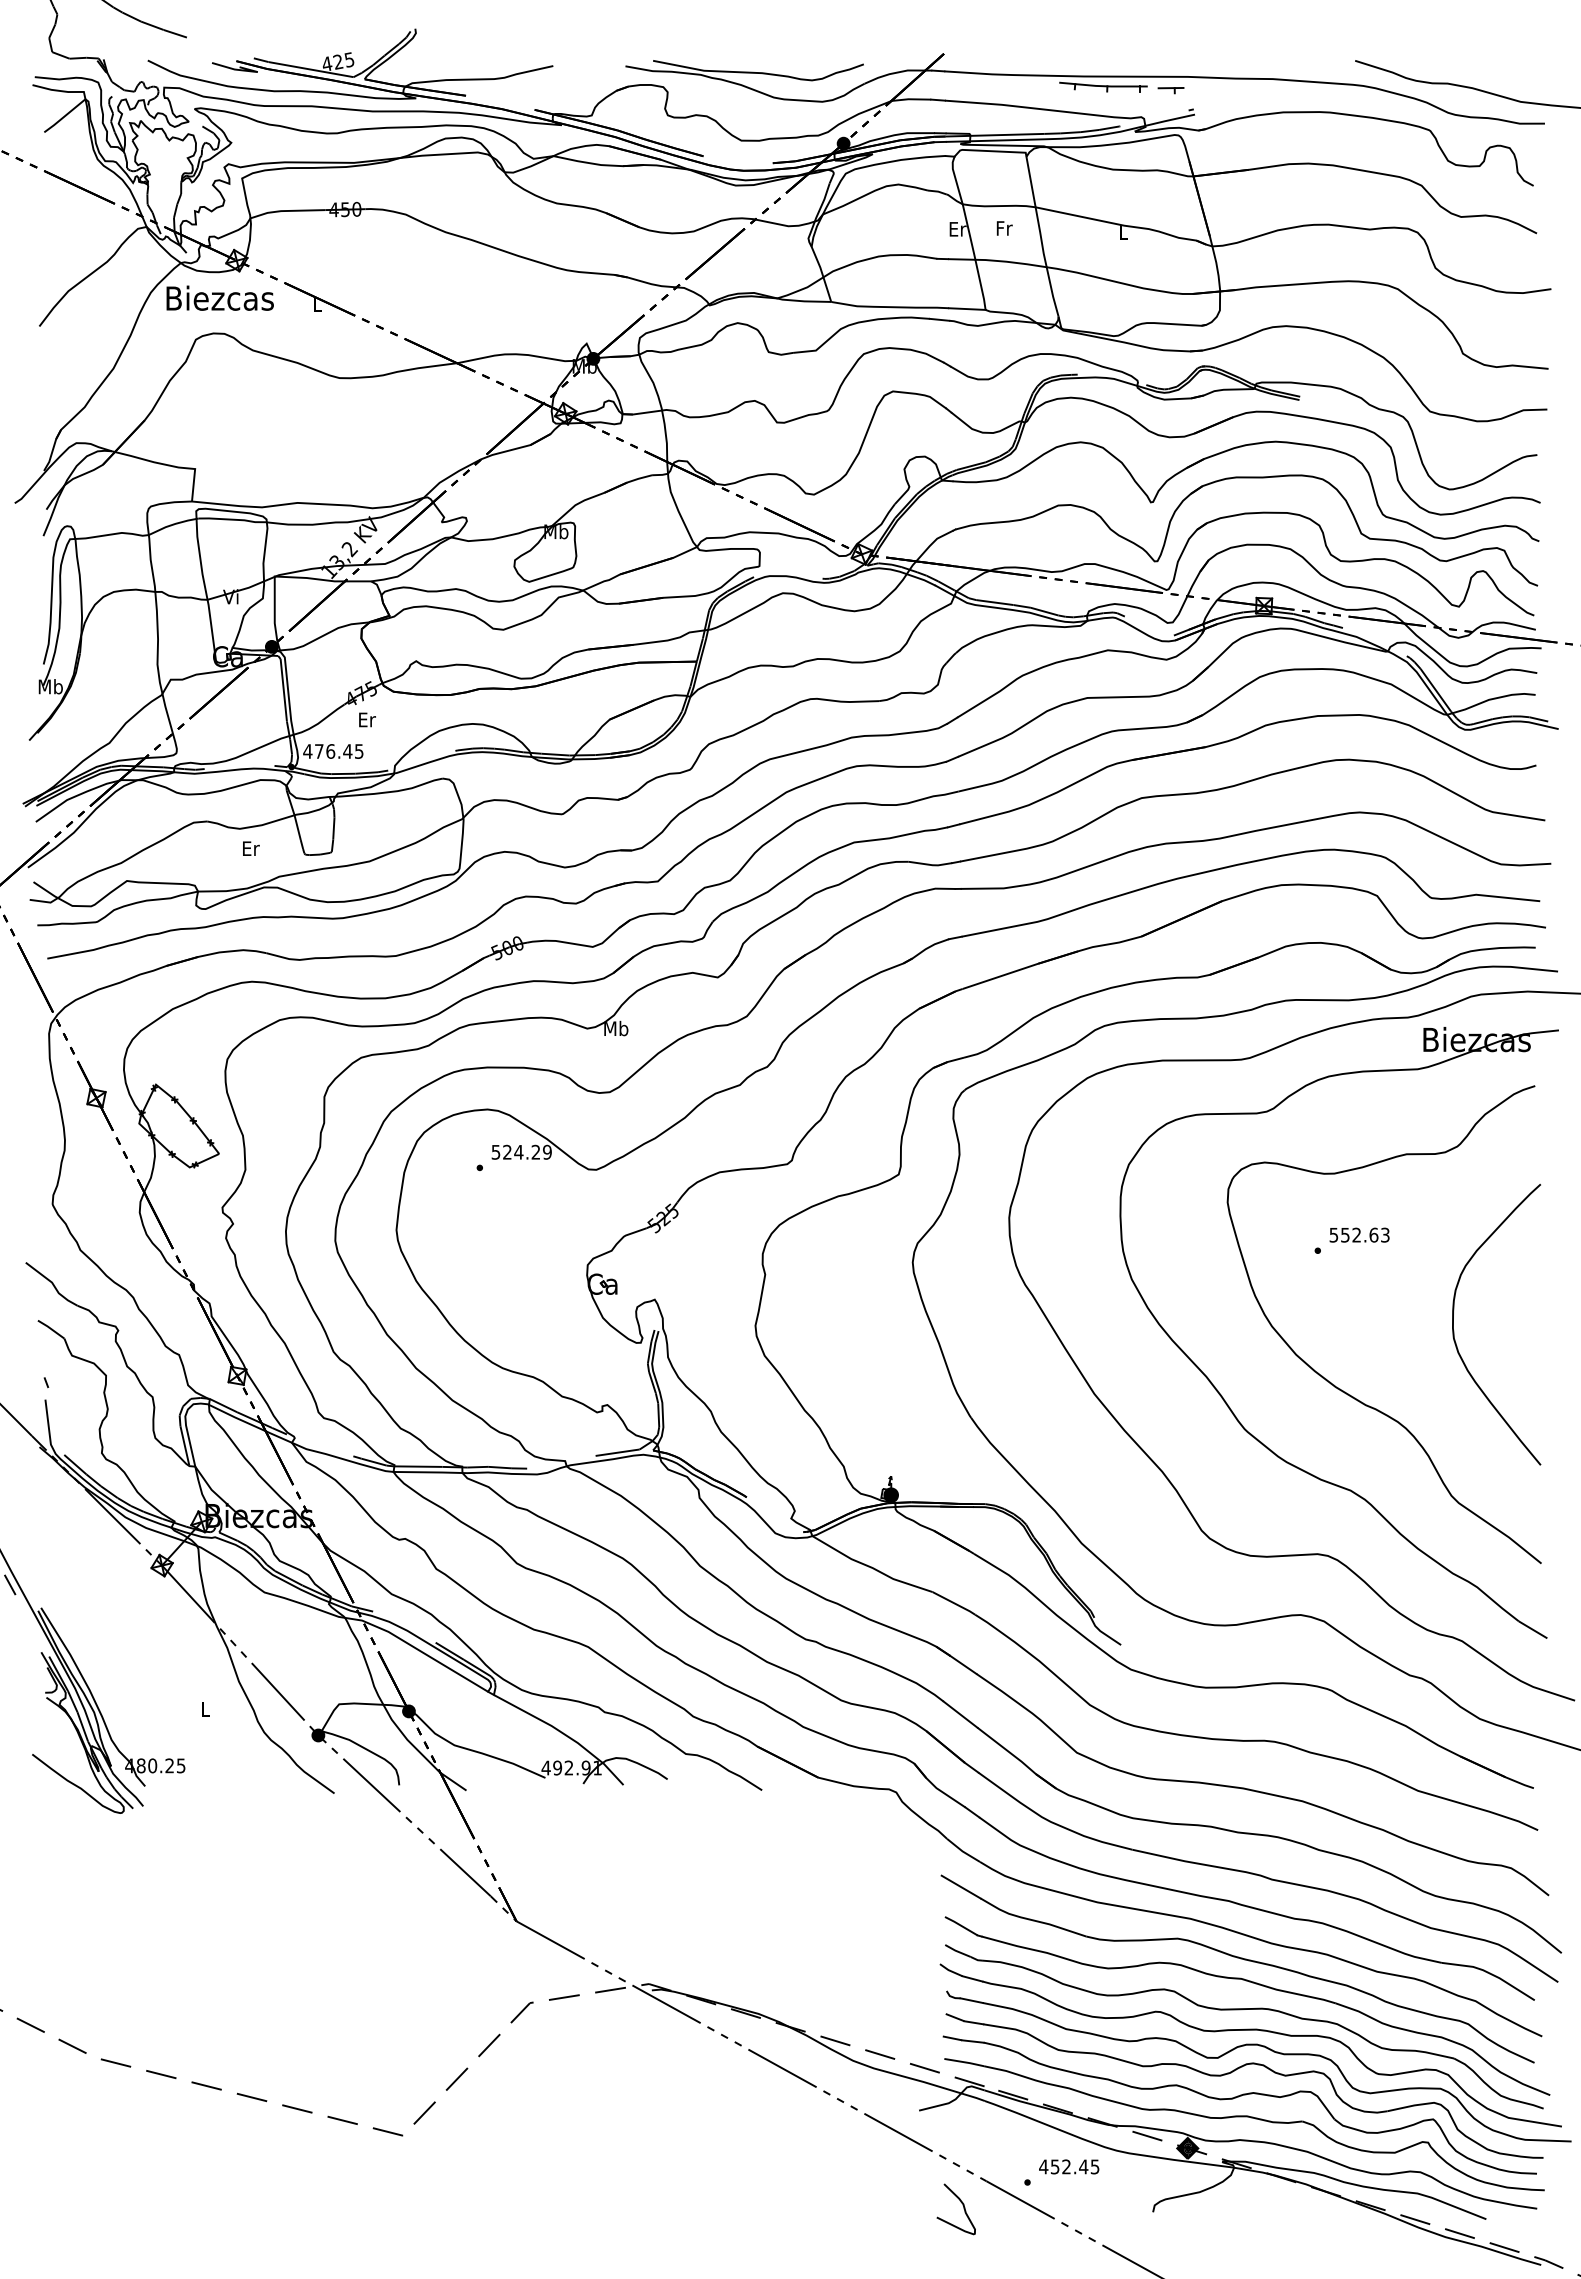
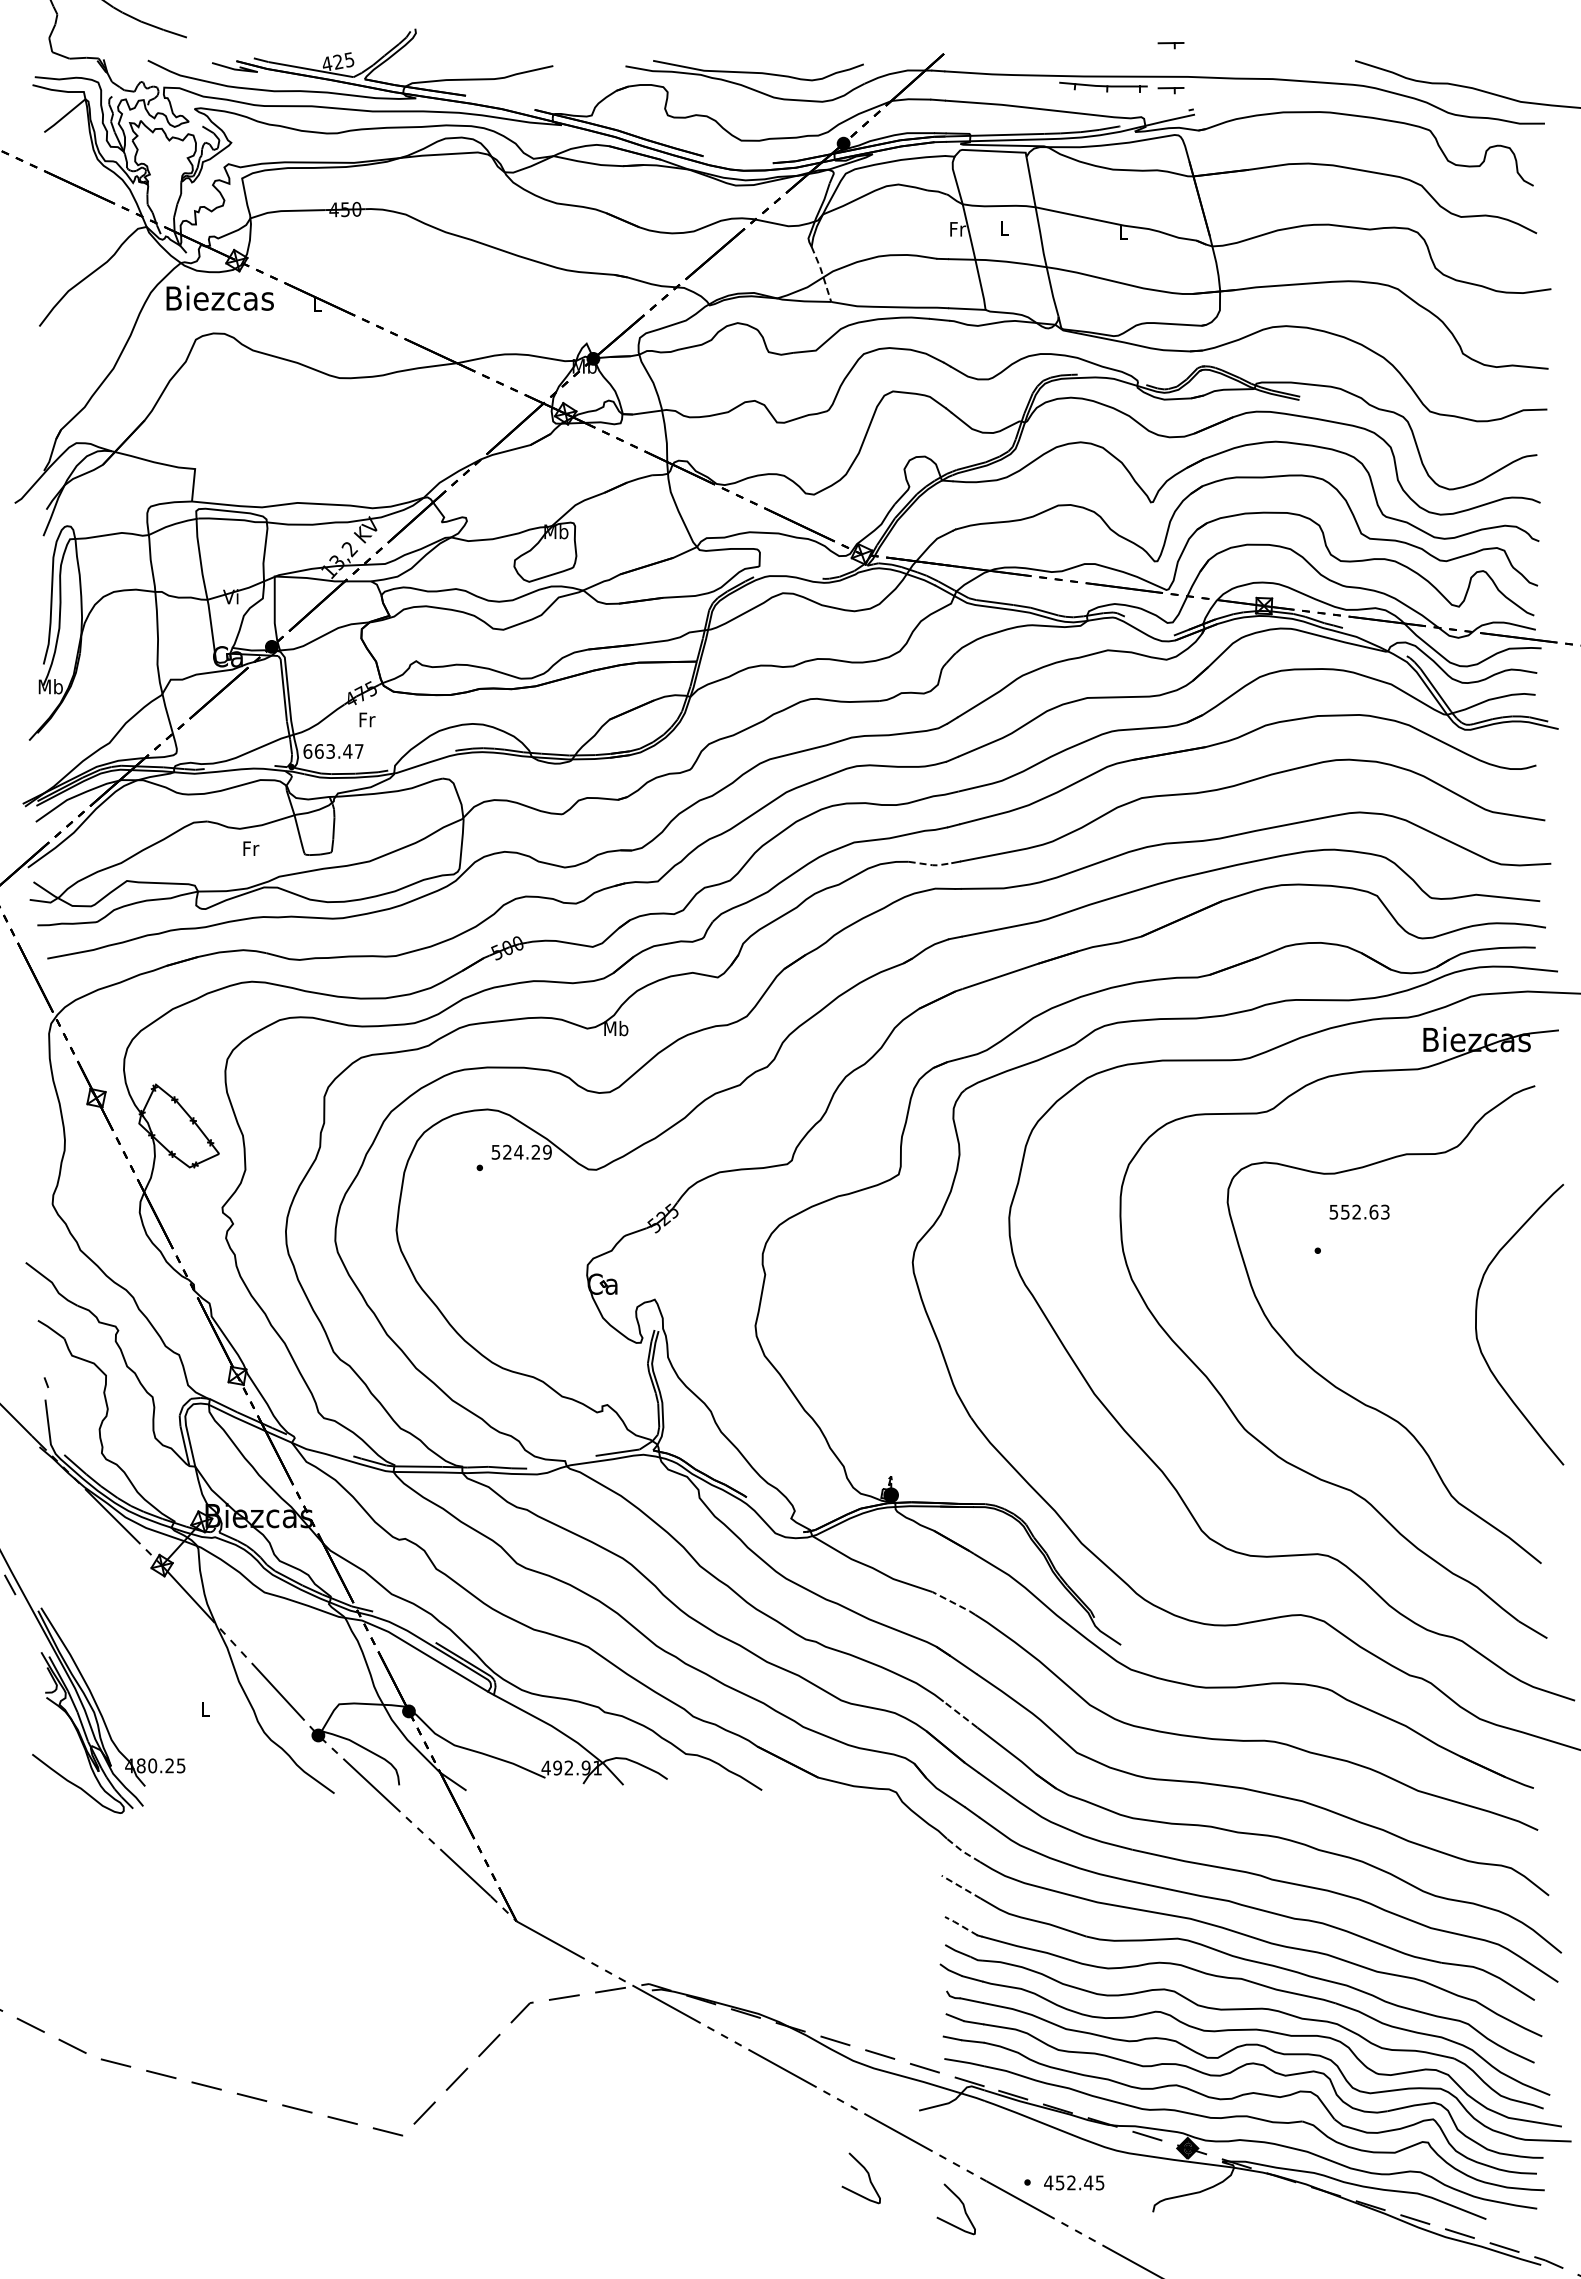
part: none -> present (1170, 45)
text: Fr -> L (1004, 228)
text: Er -> Fr (957, 229)
line: solid -> dashed (822, 274)
text: Er -> Fr (367, 719)
text: 476.45 -> 663.47 (333, 751)
text: Er -> Fr (251, 848)
line: solid -> dashed (931, 865)
text position: (1359, 1234) -> (1359, 1211) (1359, 1211)
curve position: (1454, 1330) -> (1477, 1330) (1477, 1330)
line: solid -> dashed (954, 1603)
line: solid -> dashed (960, 1714)
line: solid -> dashed (962, 1851)
line: solid -> dashed (961, 1887)
line: solid -> dashed (960, 1925)
text position: (1069, 2166) -> (1074, 2182) (1074, 2182)
curve: none -> present (868, 2178)
